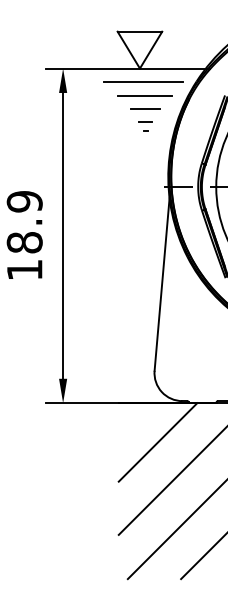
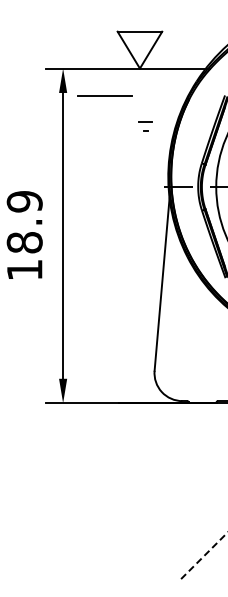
line: present -> none (142, 82)
line position: (144, 95) -> (104, 95) (104, 95)
line: present -> none (145, 108)
line: present -> none (157, 442)
line: present -> none (171, 481)
line: present -> none (175, 530)
line: solid -> dashed (204, 555)
